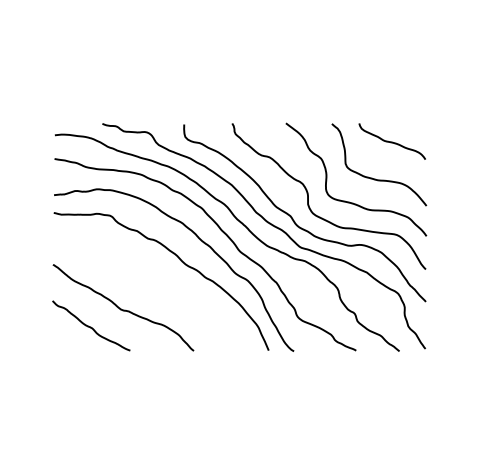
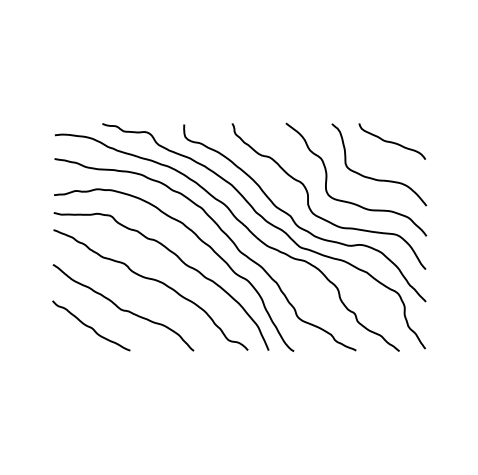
curve: none -> present (152, 280)
